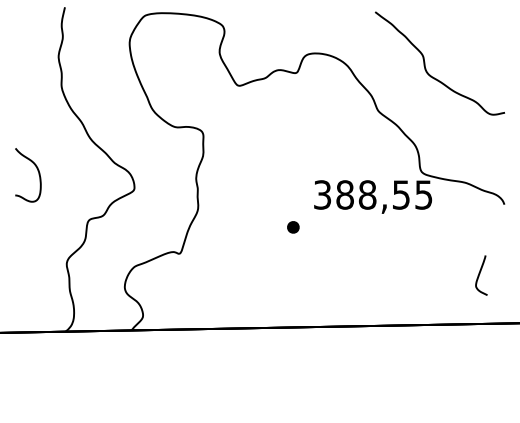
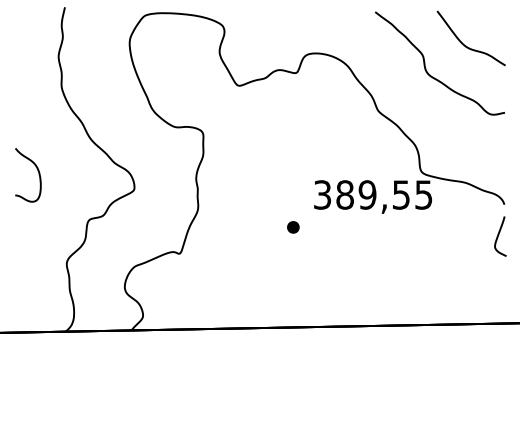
curve: none -> present (466, 45)
text: 388,55 -> 389,55 (367, 194)
curve position: (480, 274) -> (499, 235) (499, 235)
